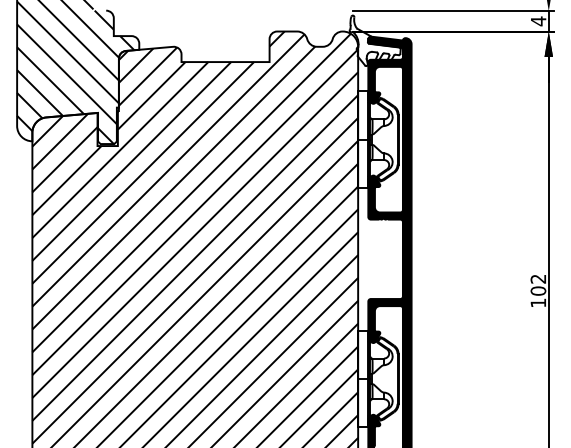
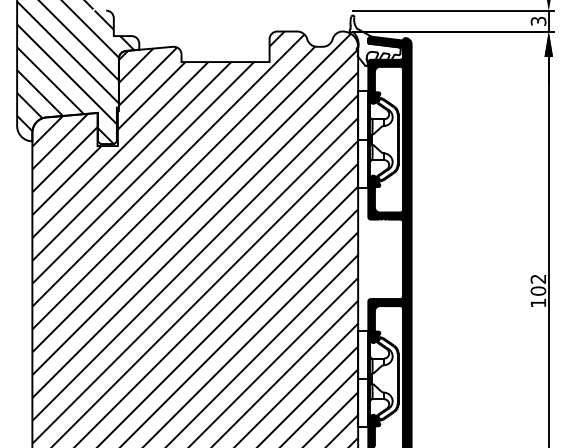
text: 4 -> 3 (538, 21)
